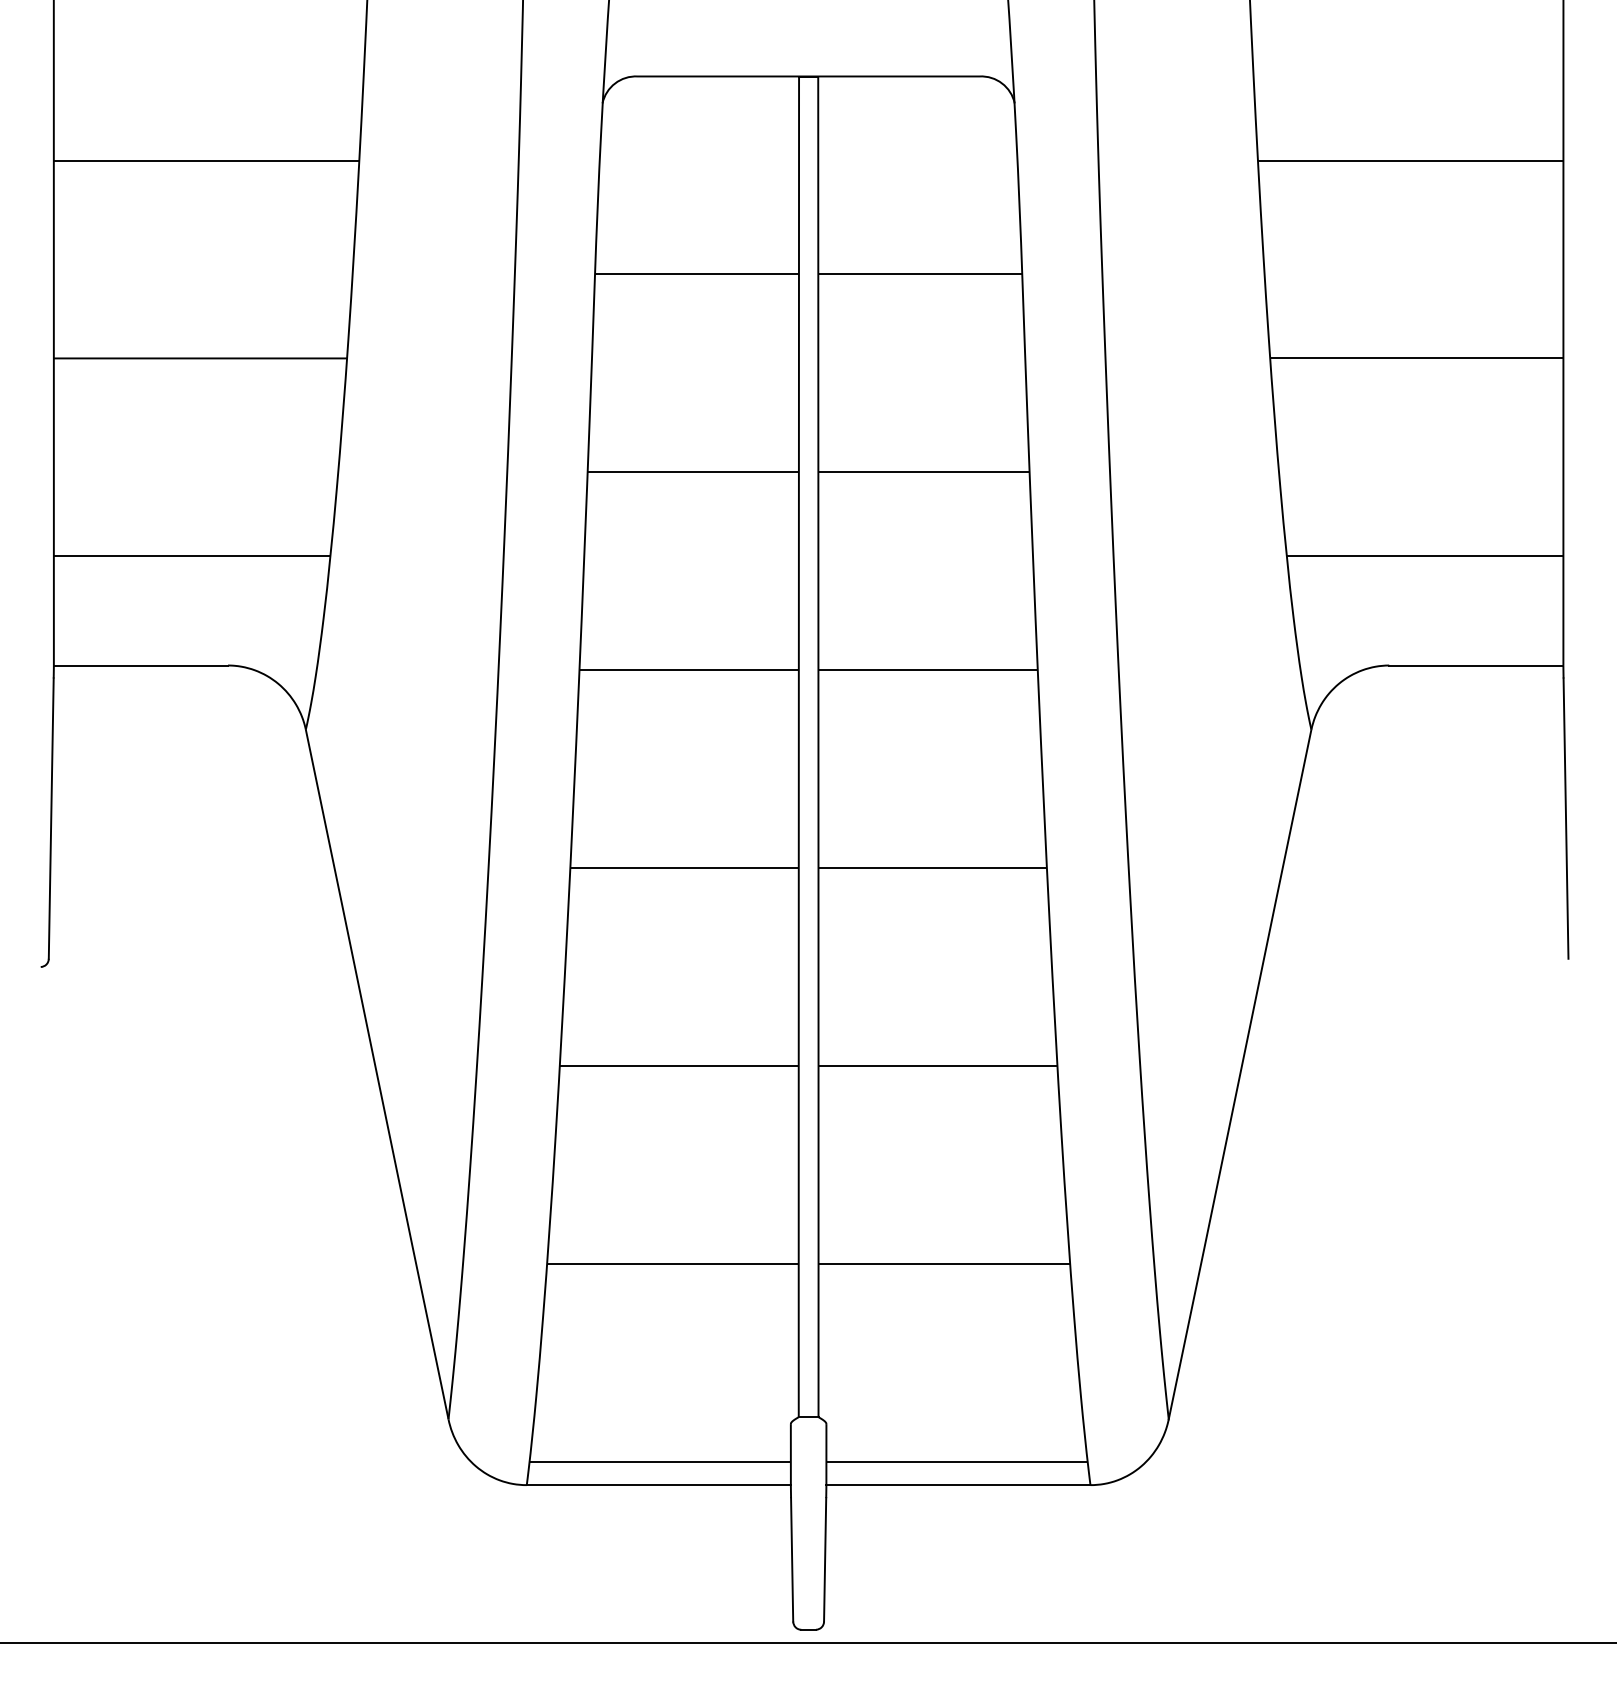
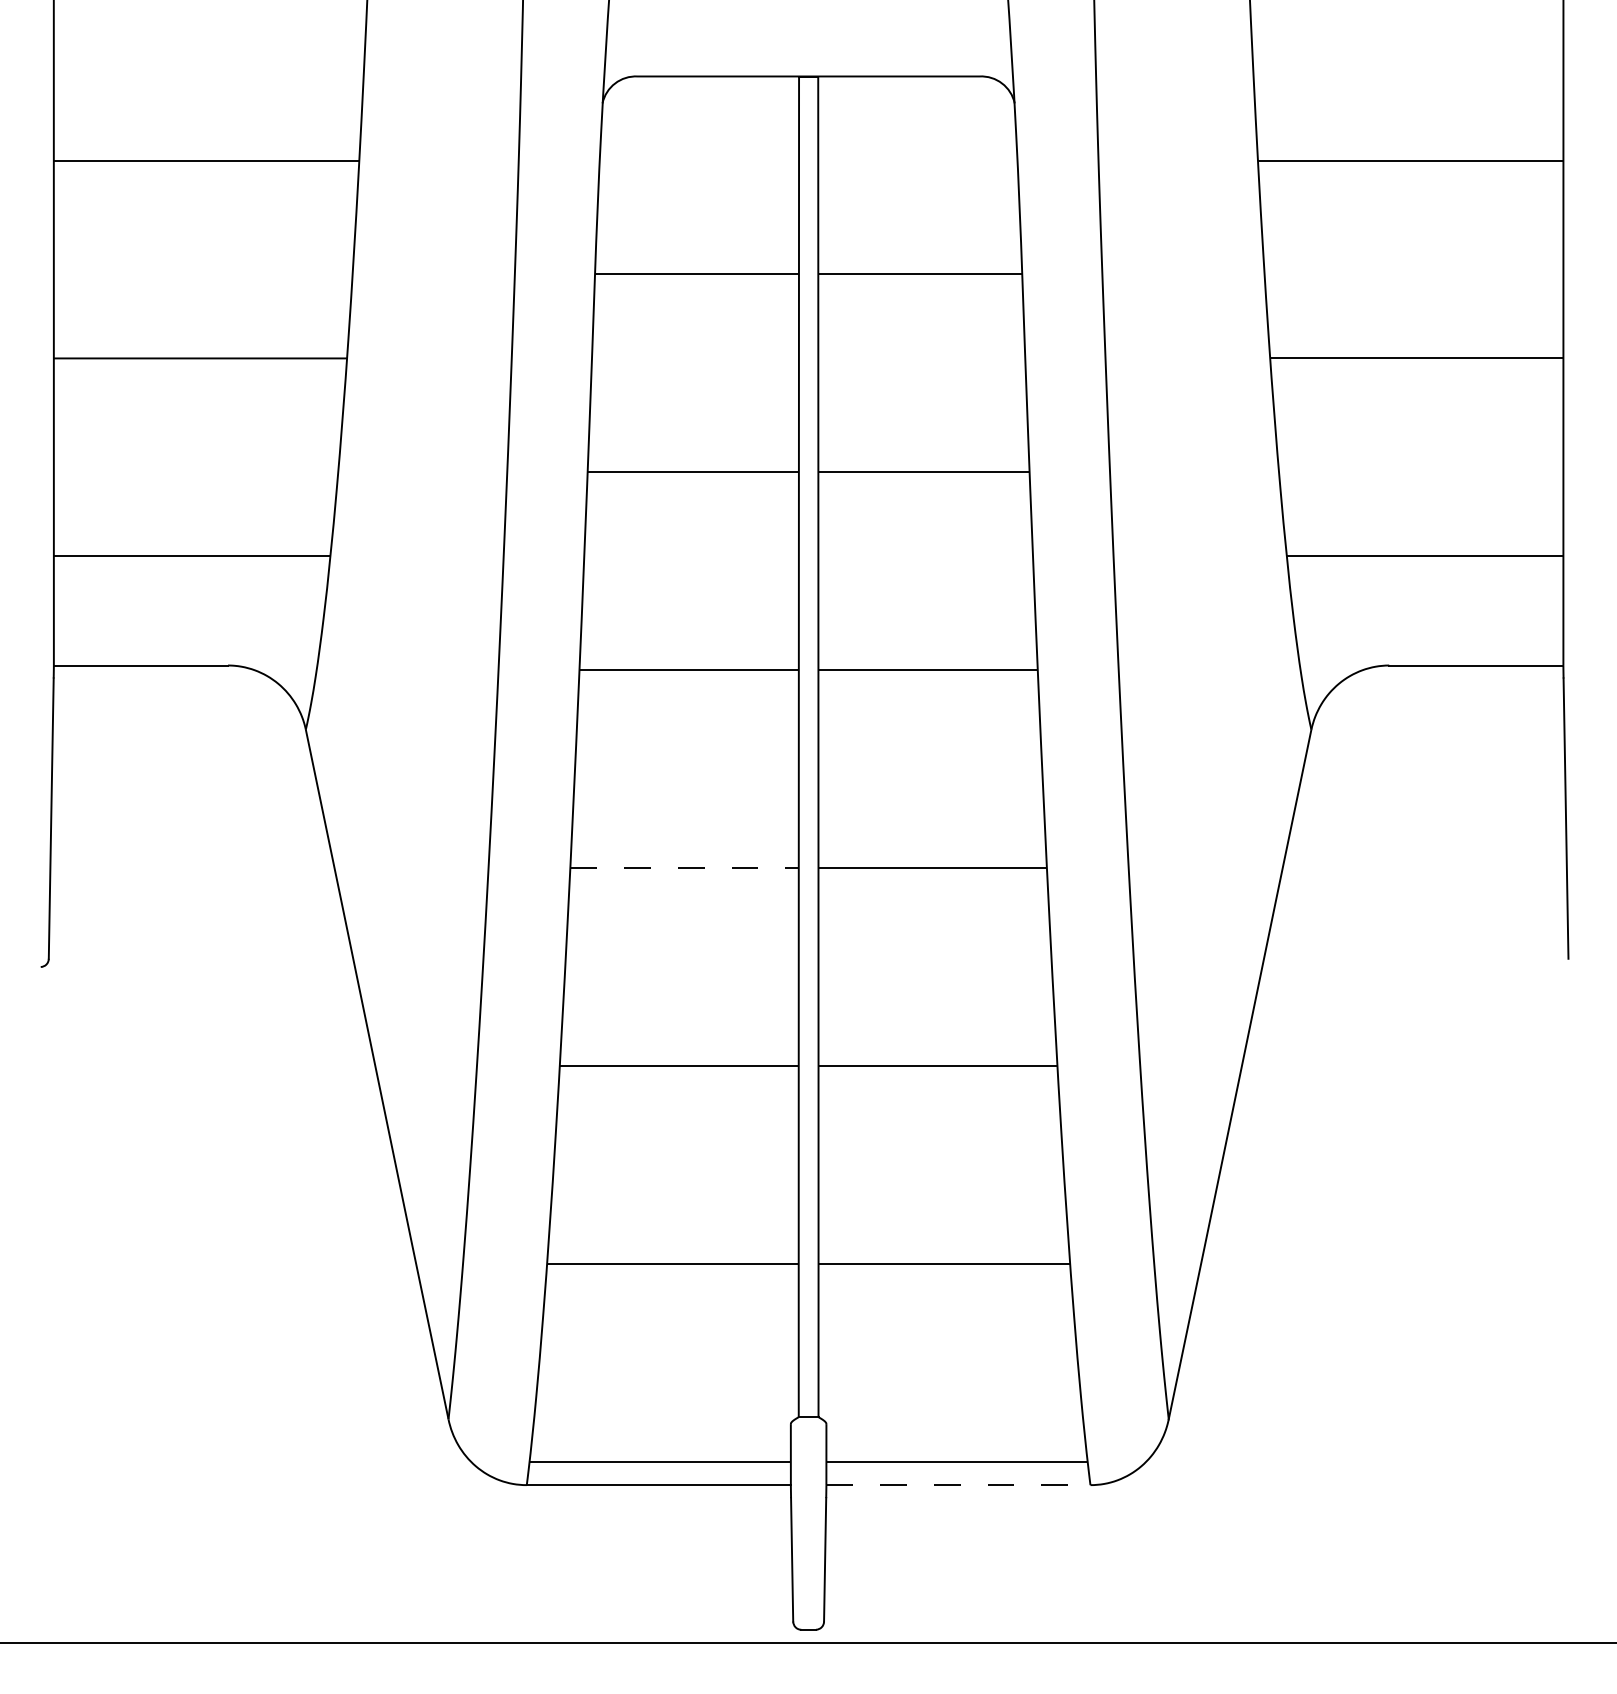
line: solid -> dashed (685, 868)
line: solid -> dashed (958, 1485)
